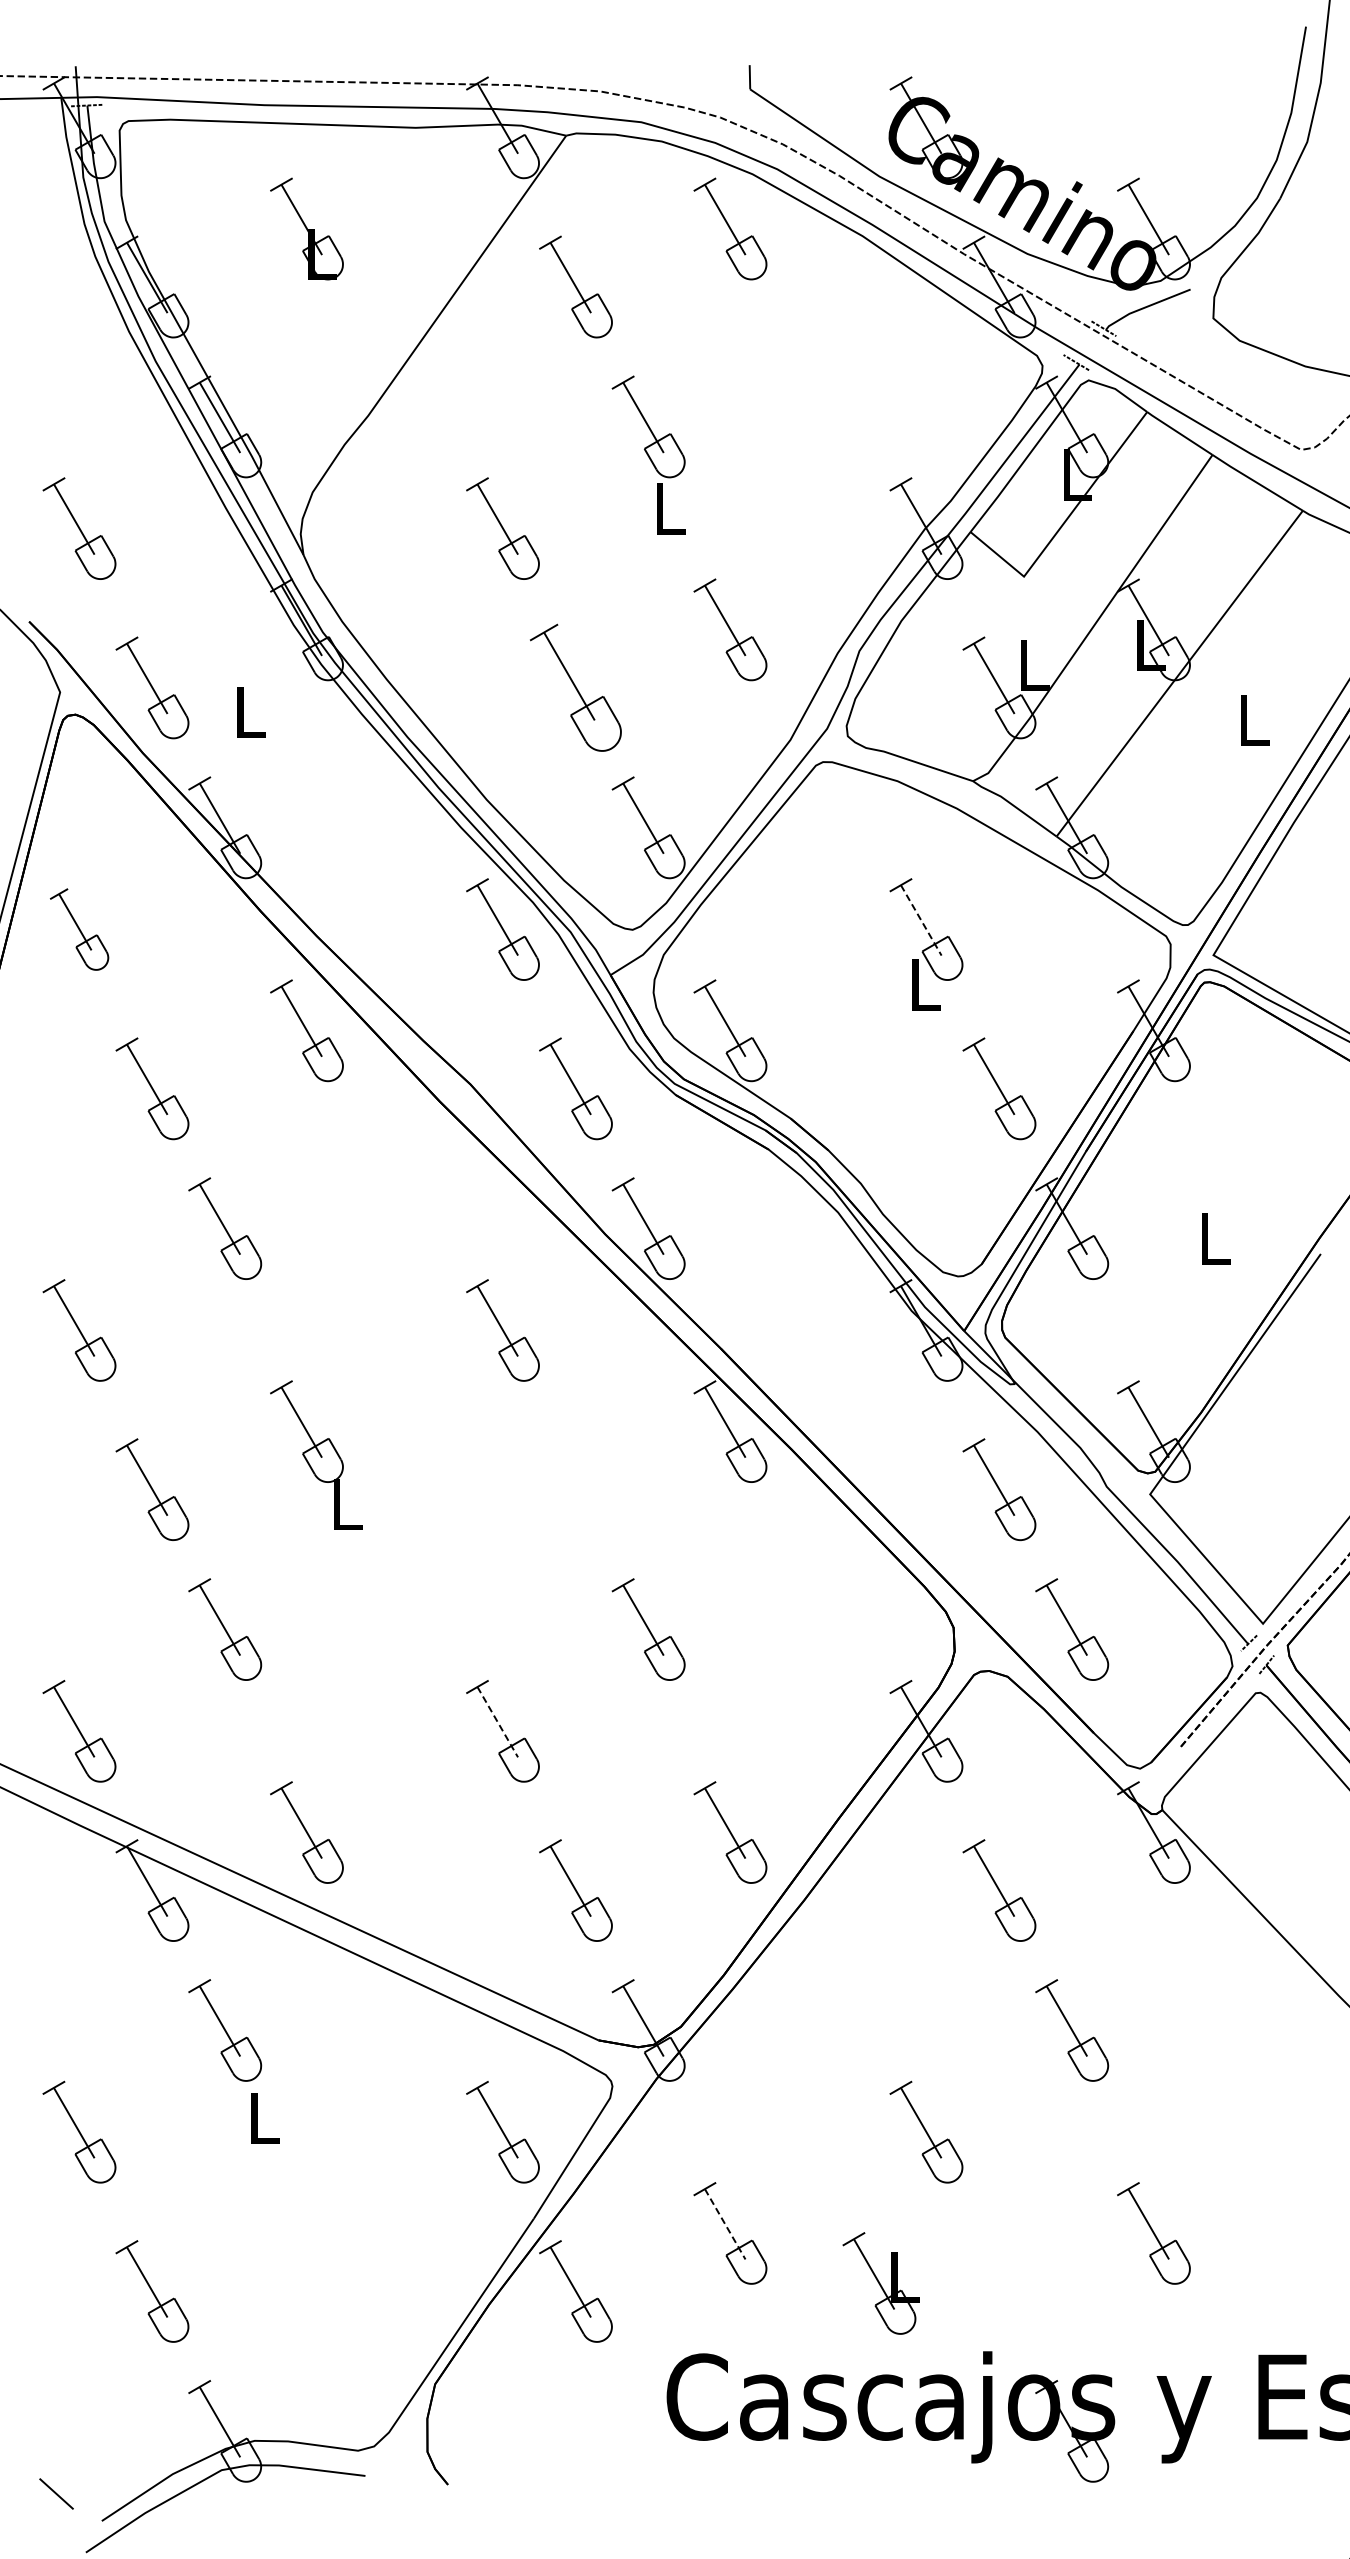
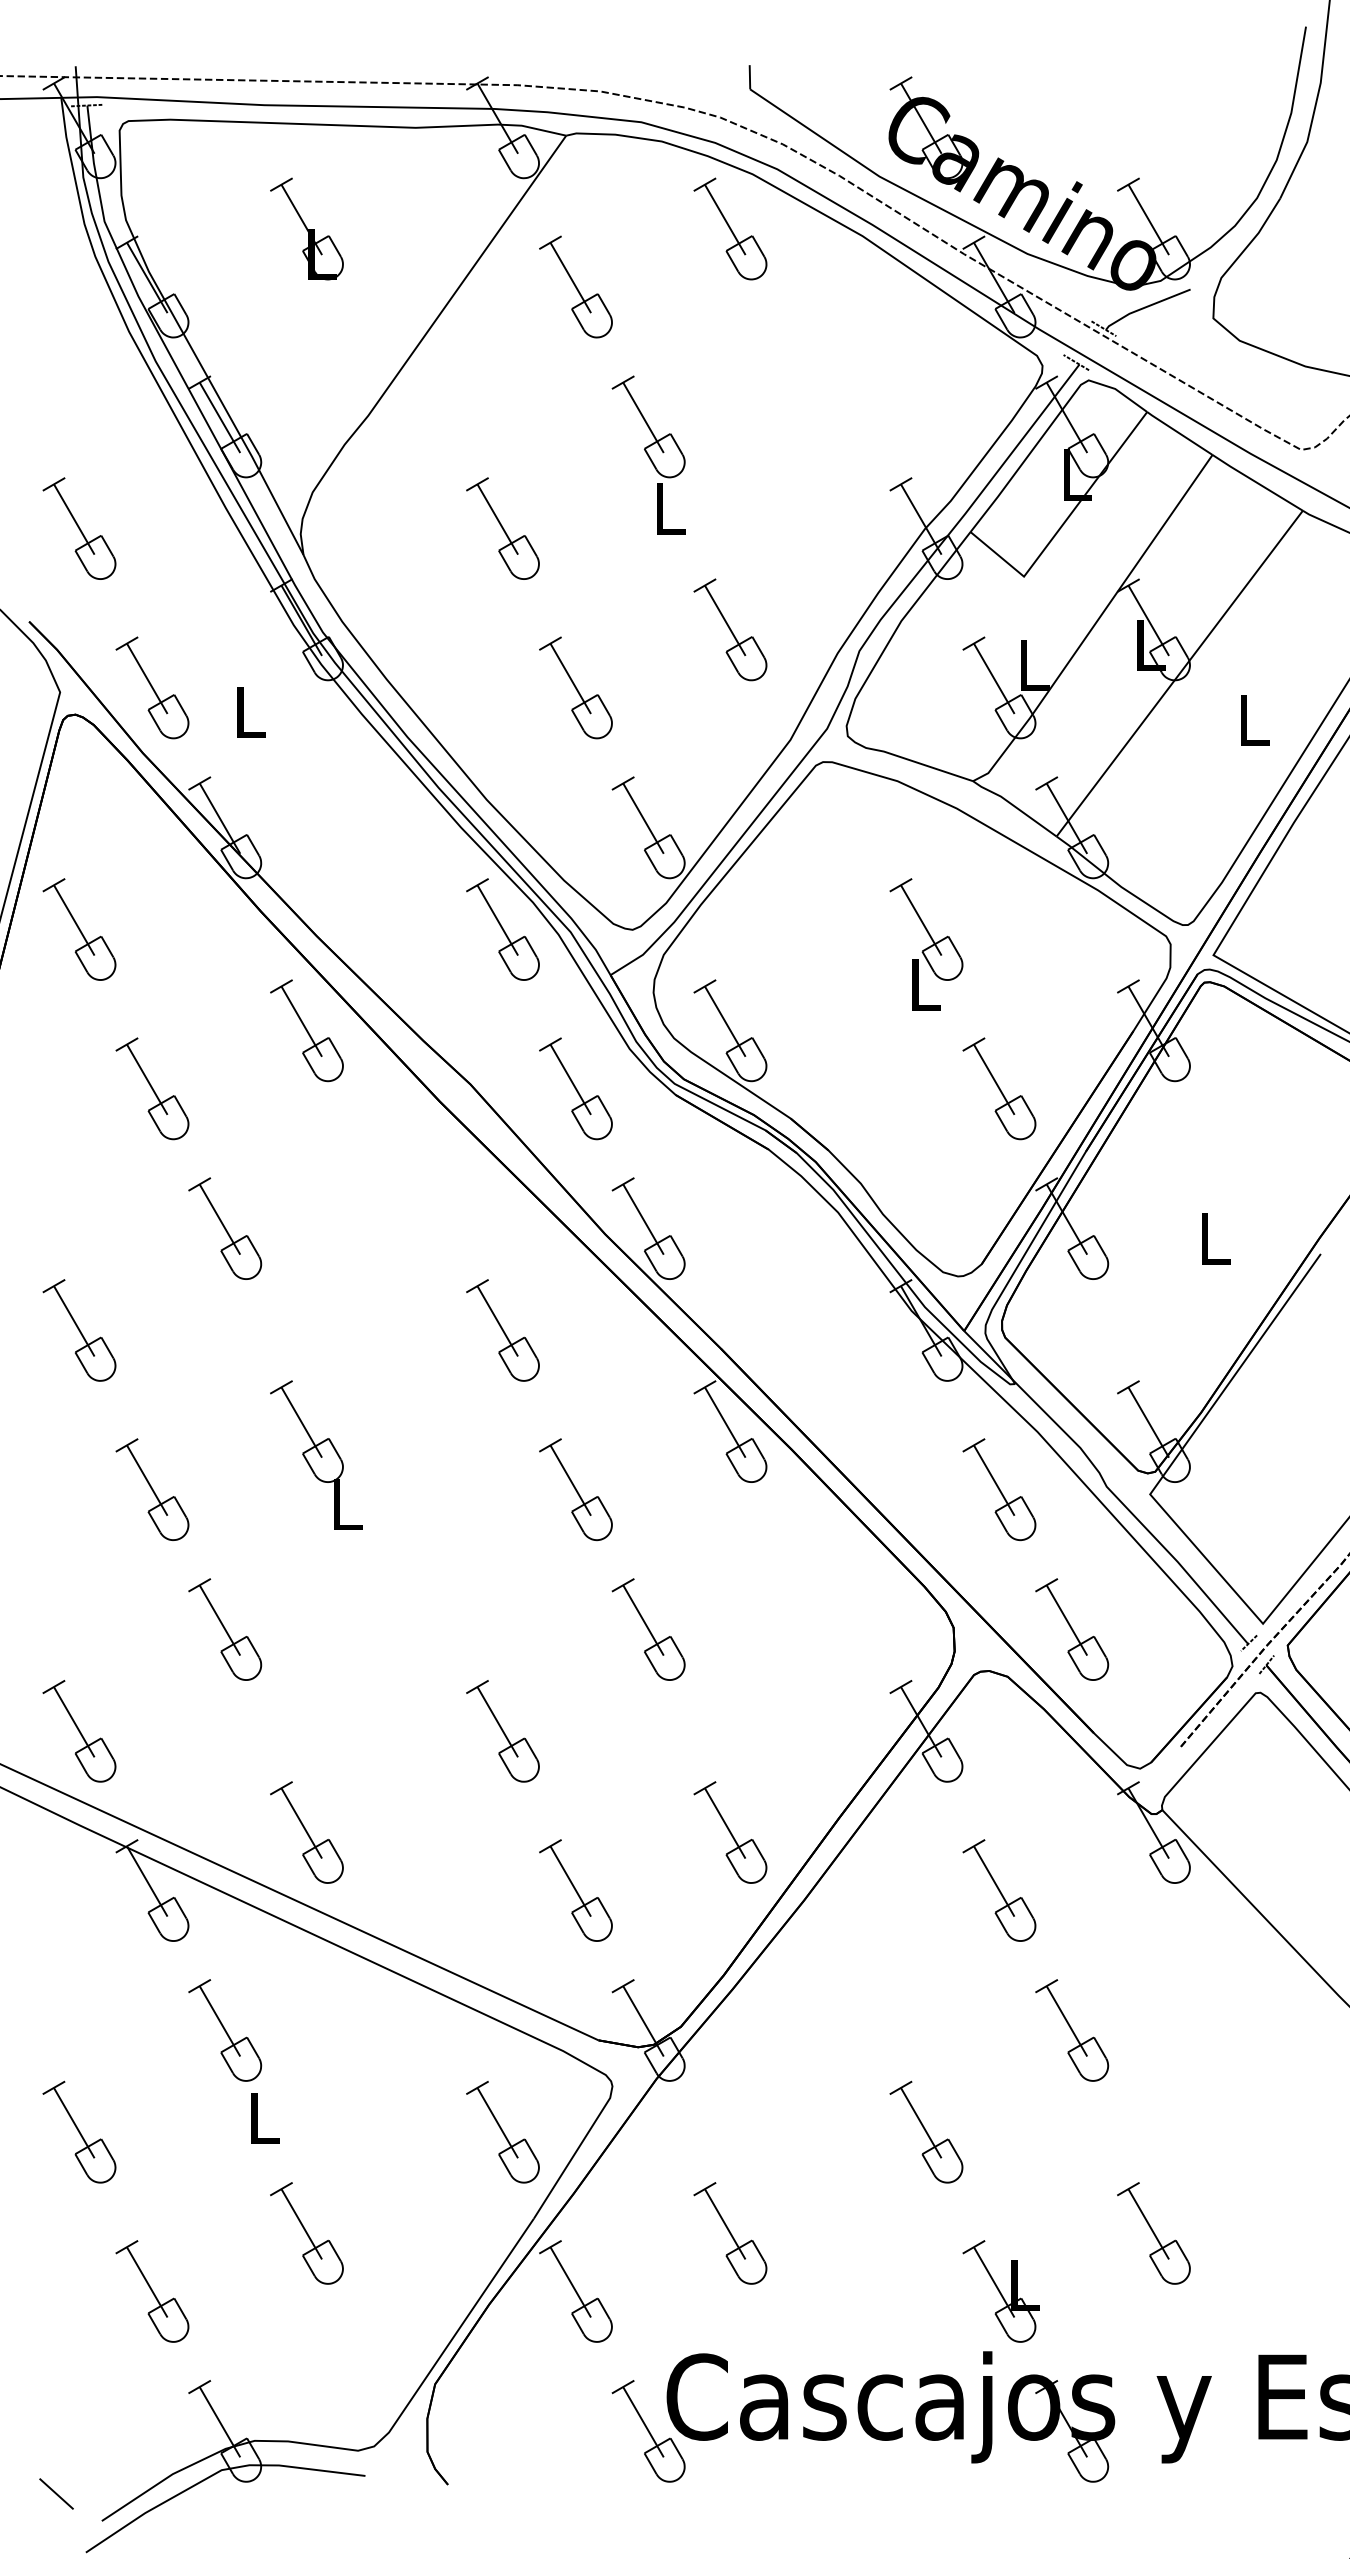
part size: 92x129 px -> 74x104 px (575, 687)
line: dashed -> solid (921, 920)
part size: 60x83 px -> 75x103 px (79, 929)
part: none -> present (575, 1489)
line: dashed -> solid (497, 1722)
line: dashed -> solid (725, 2224)
part: none -> present (306, 2233)
part position: (880, 2283) -> (1000, 2291) (1000, 2291)
part: none -> present (648, 2431)
